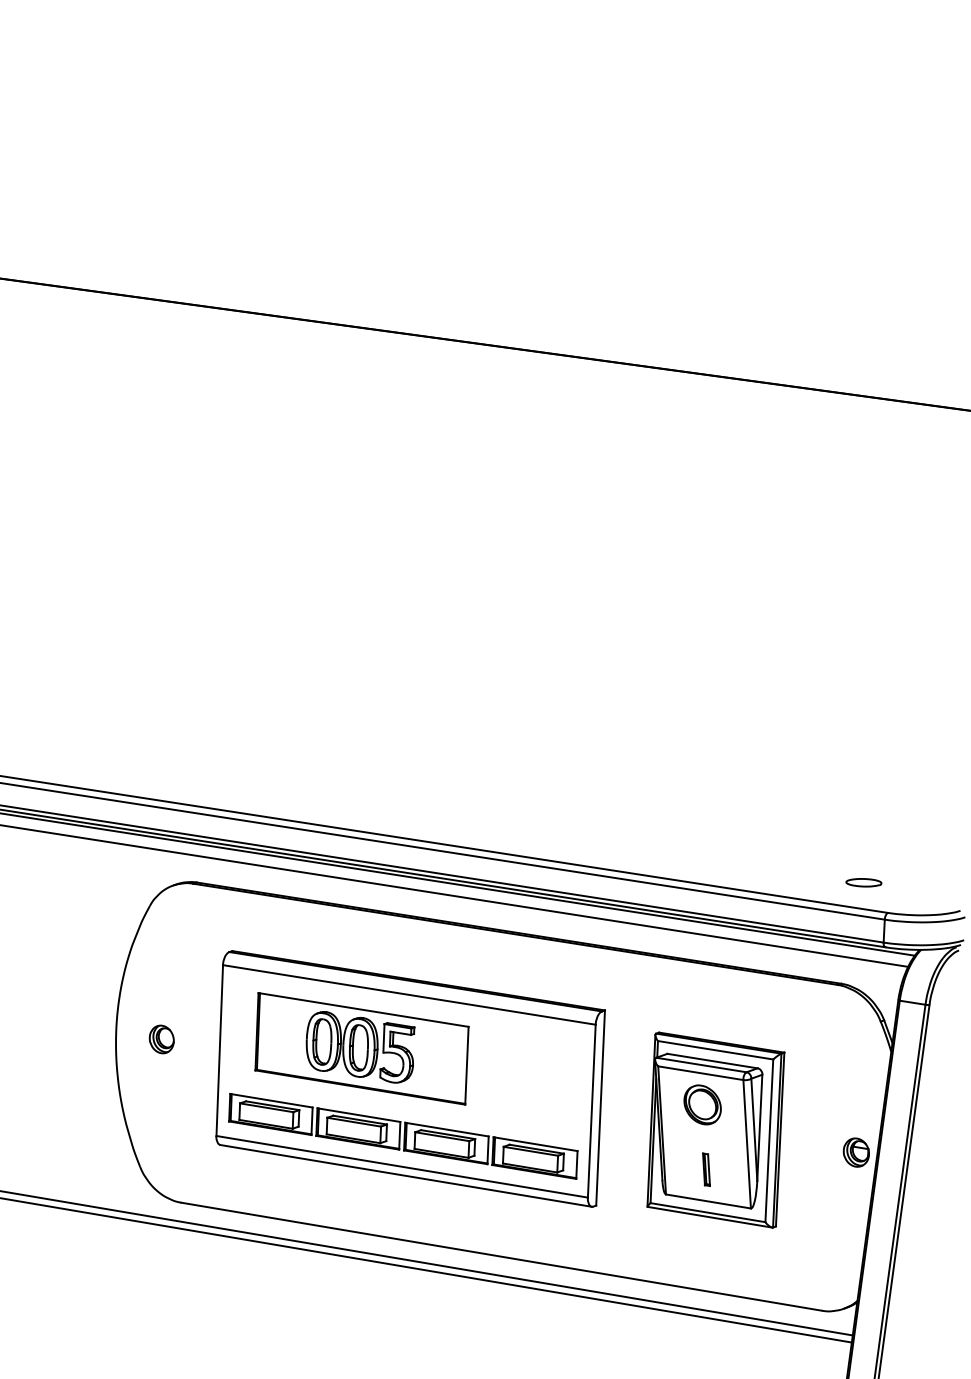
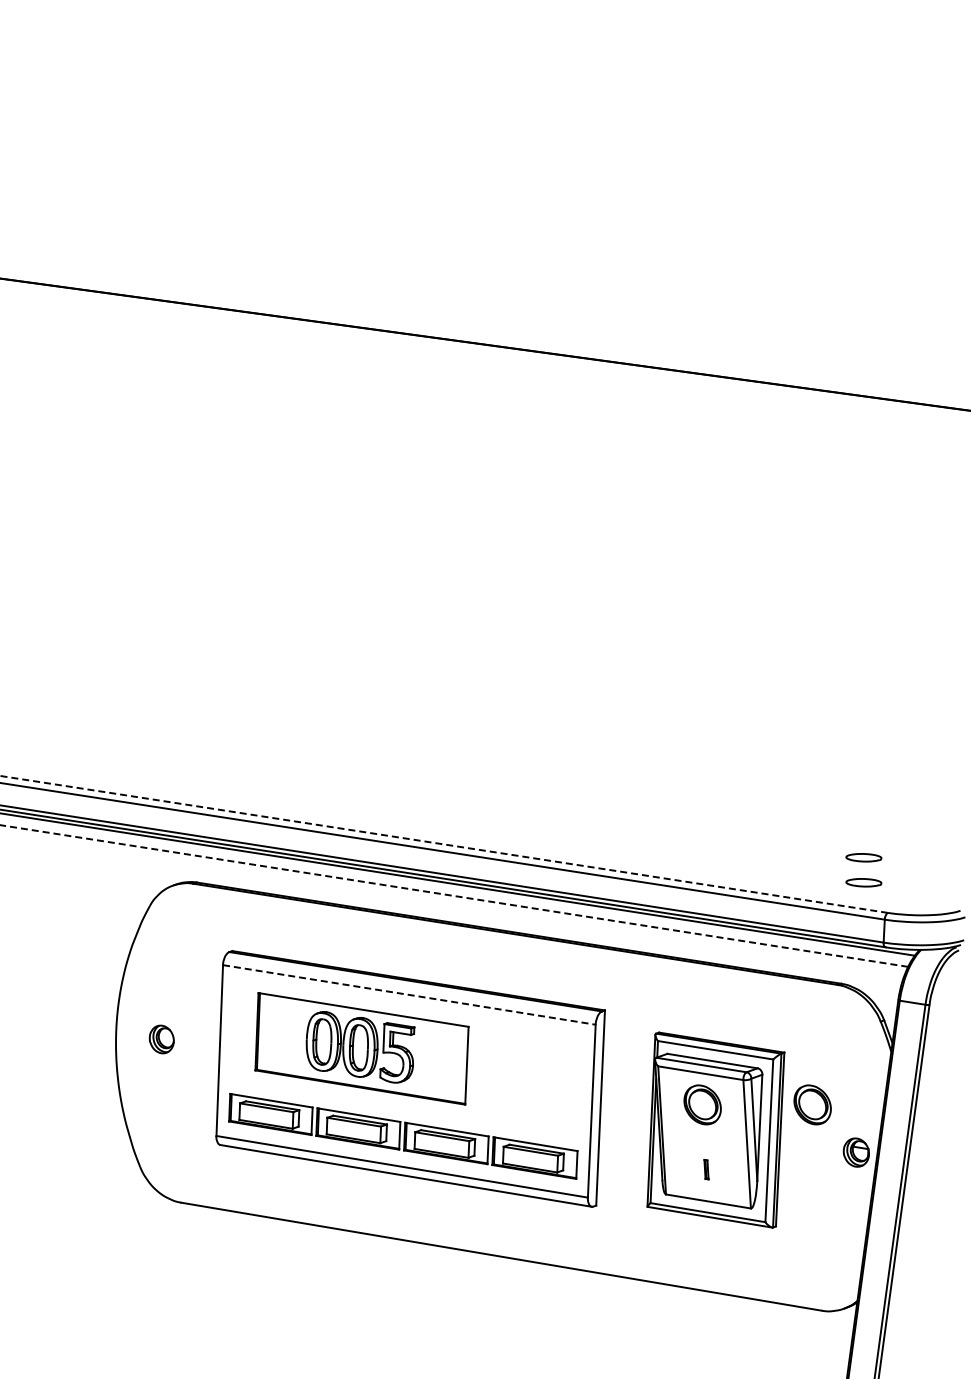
line: solid -> dashed (444, 844)
part: none -> present (863, 857)
line: solid -> dashed (453, 895)
line: solid -> dashed (409, 994)
part: none -> present (812, 1104)
part size: 9x35 px -> 7x22 px (706, 1169)
line: present -> none (427, 1263)
line: present -> none (426, 1270)
